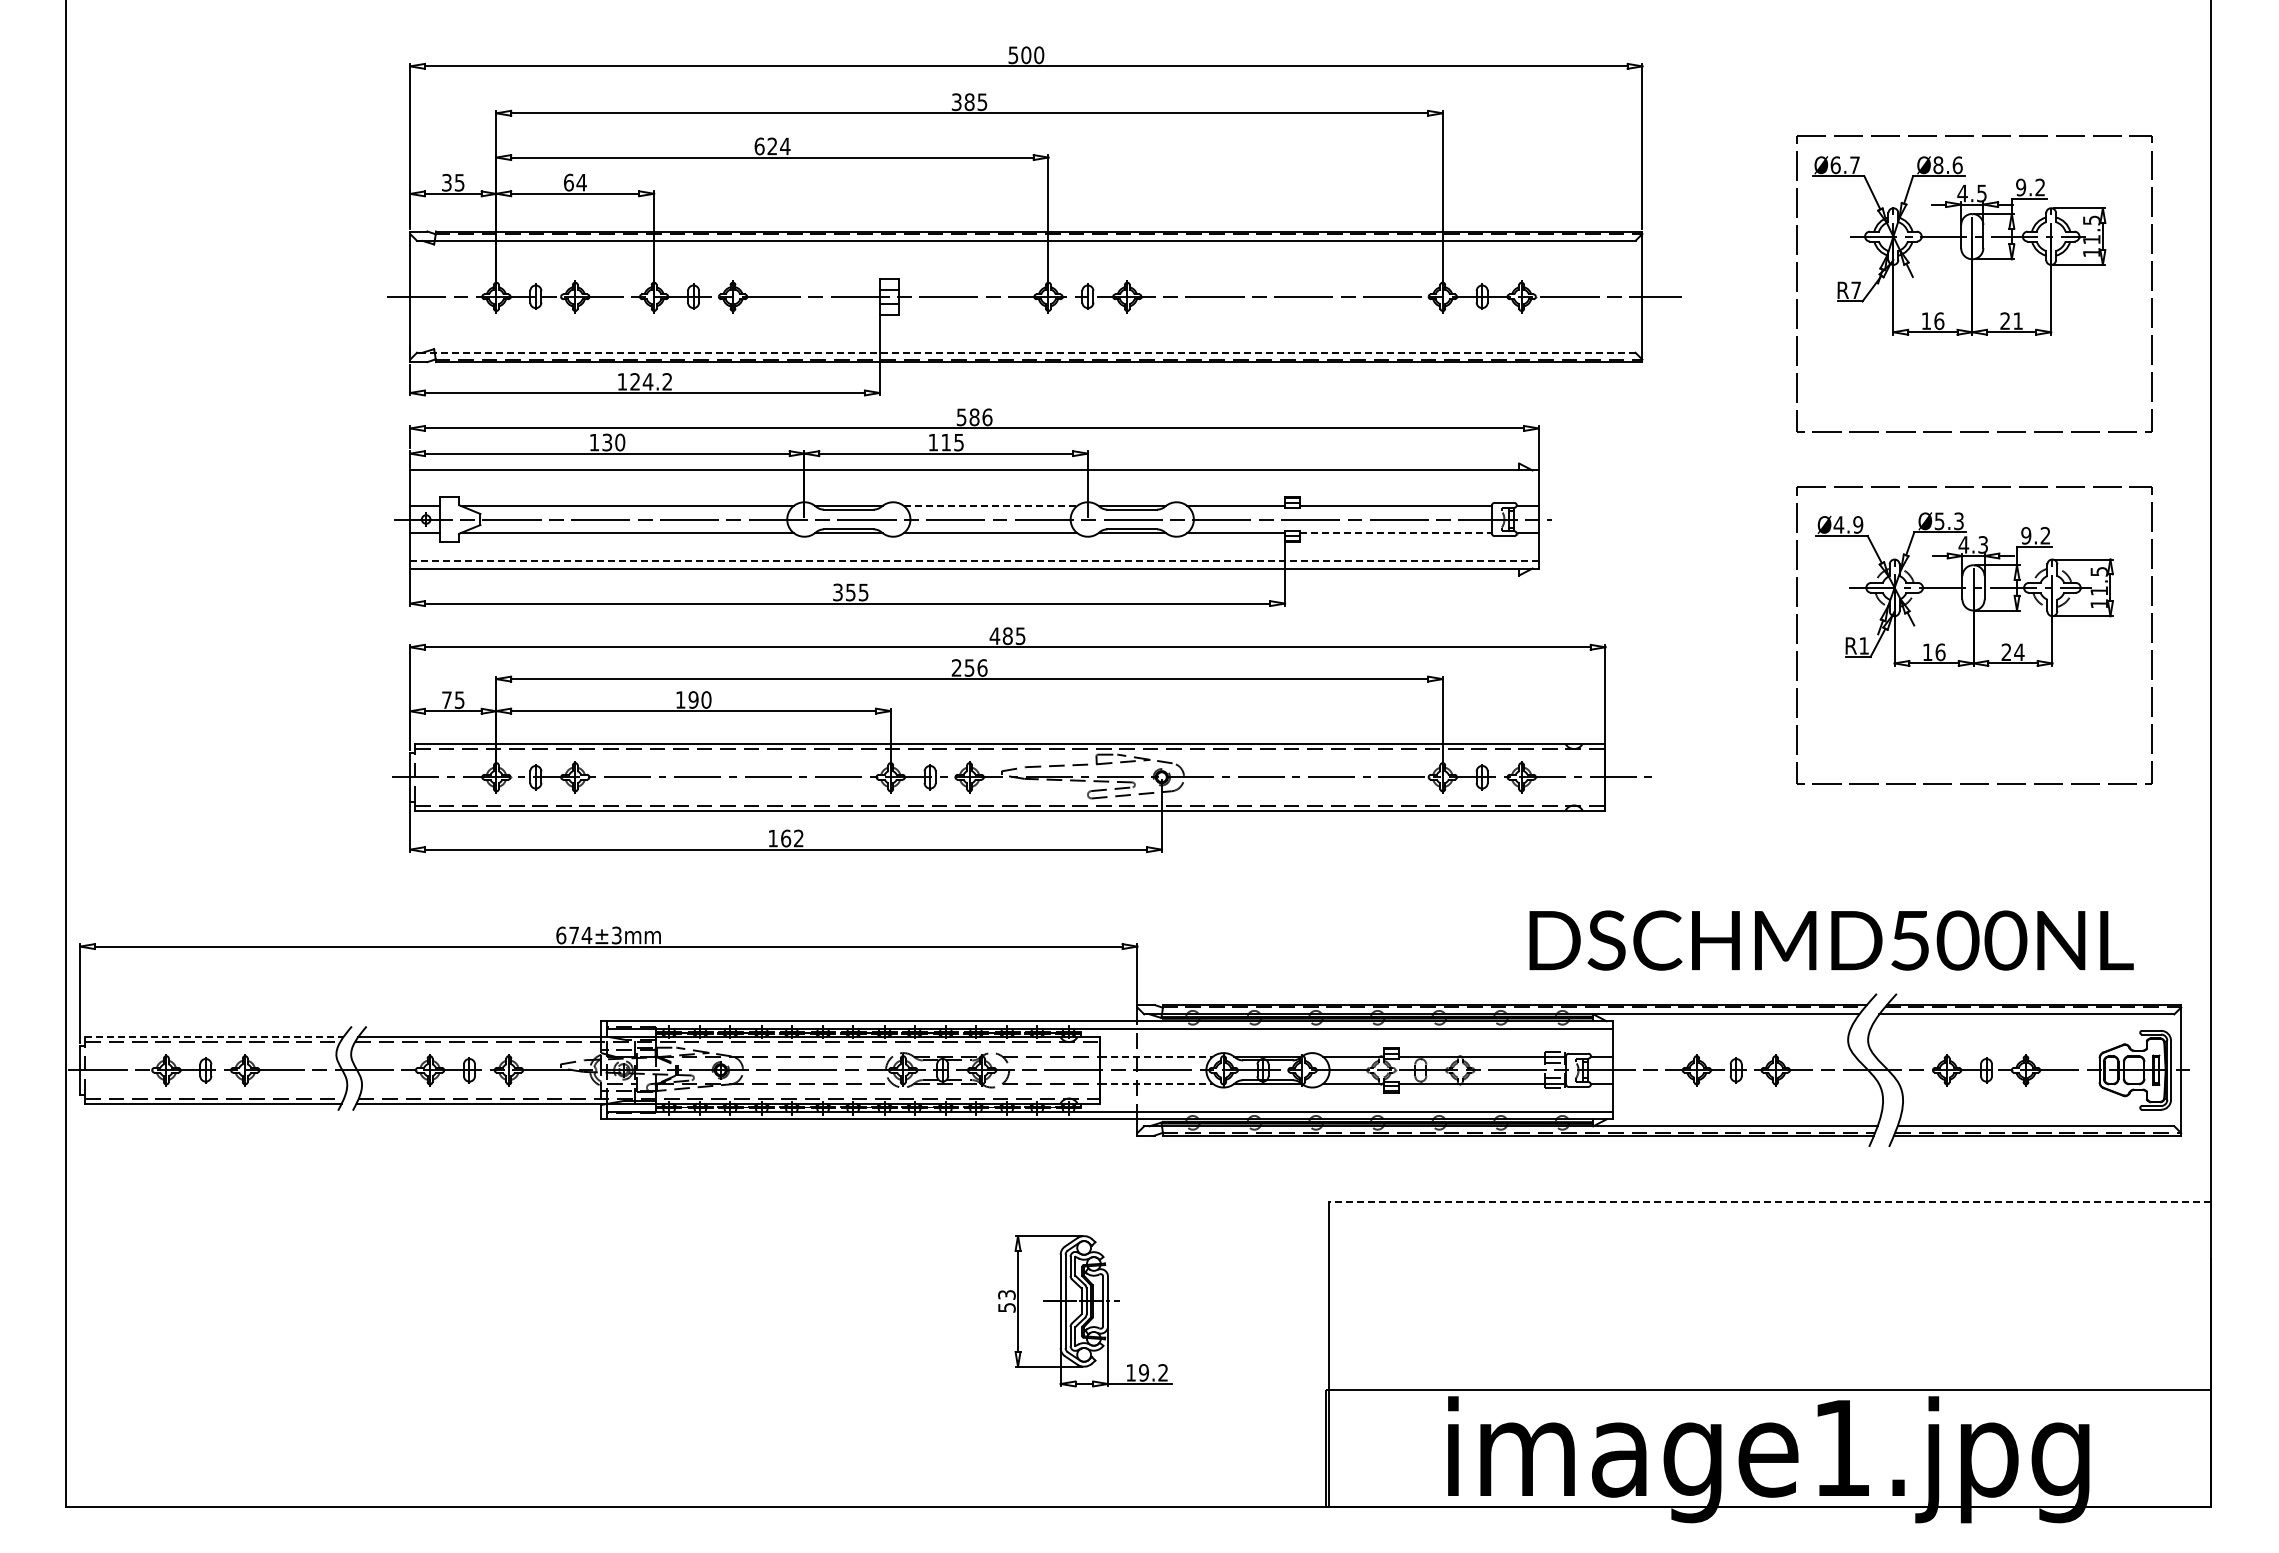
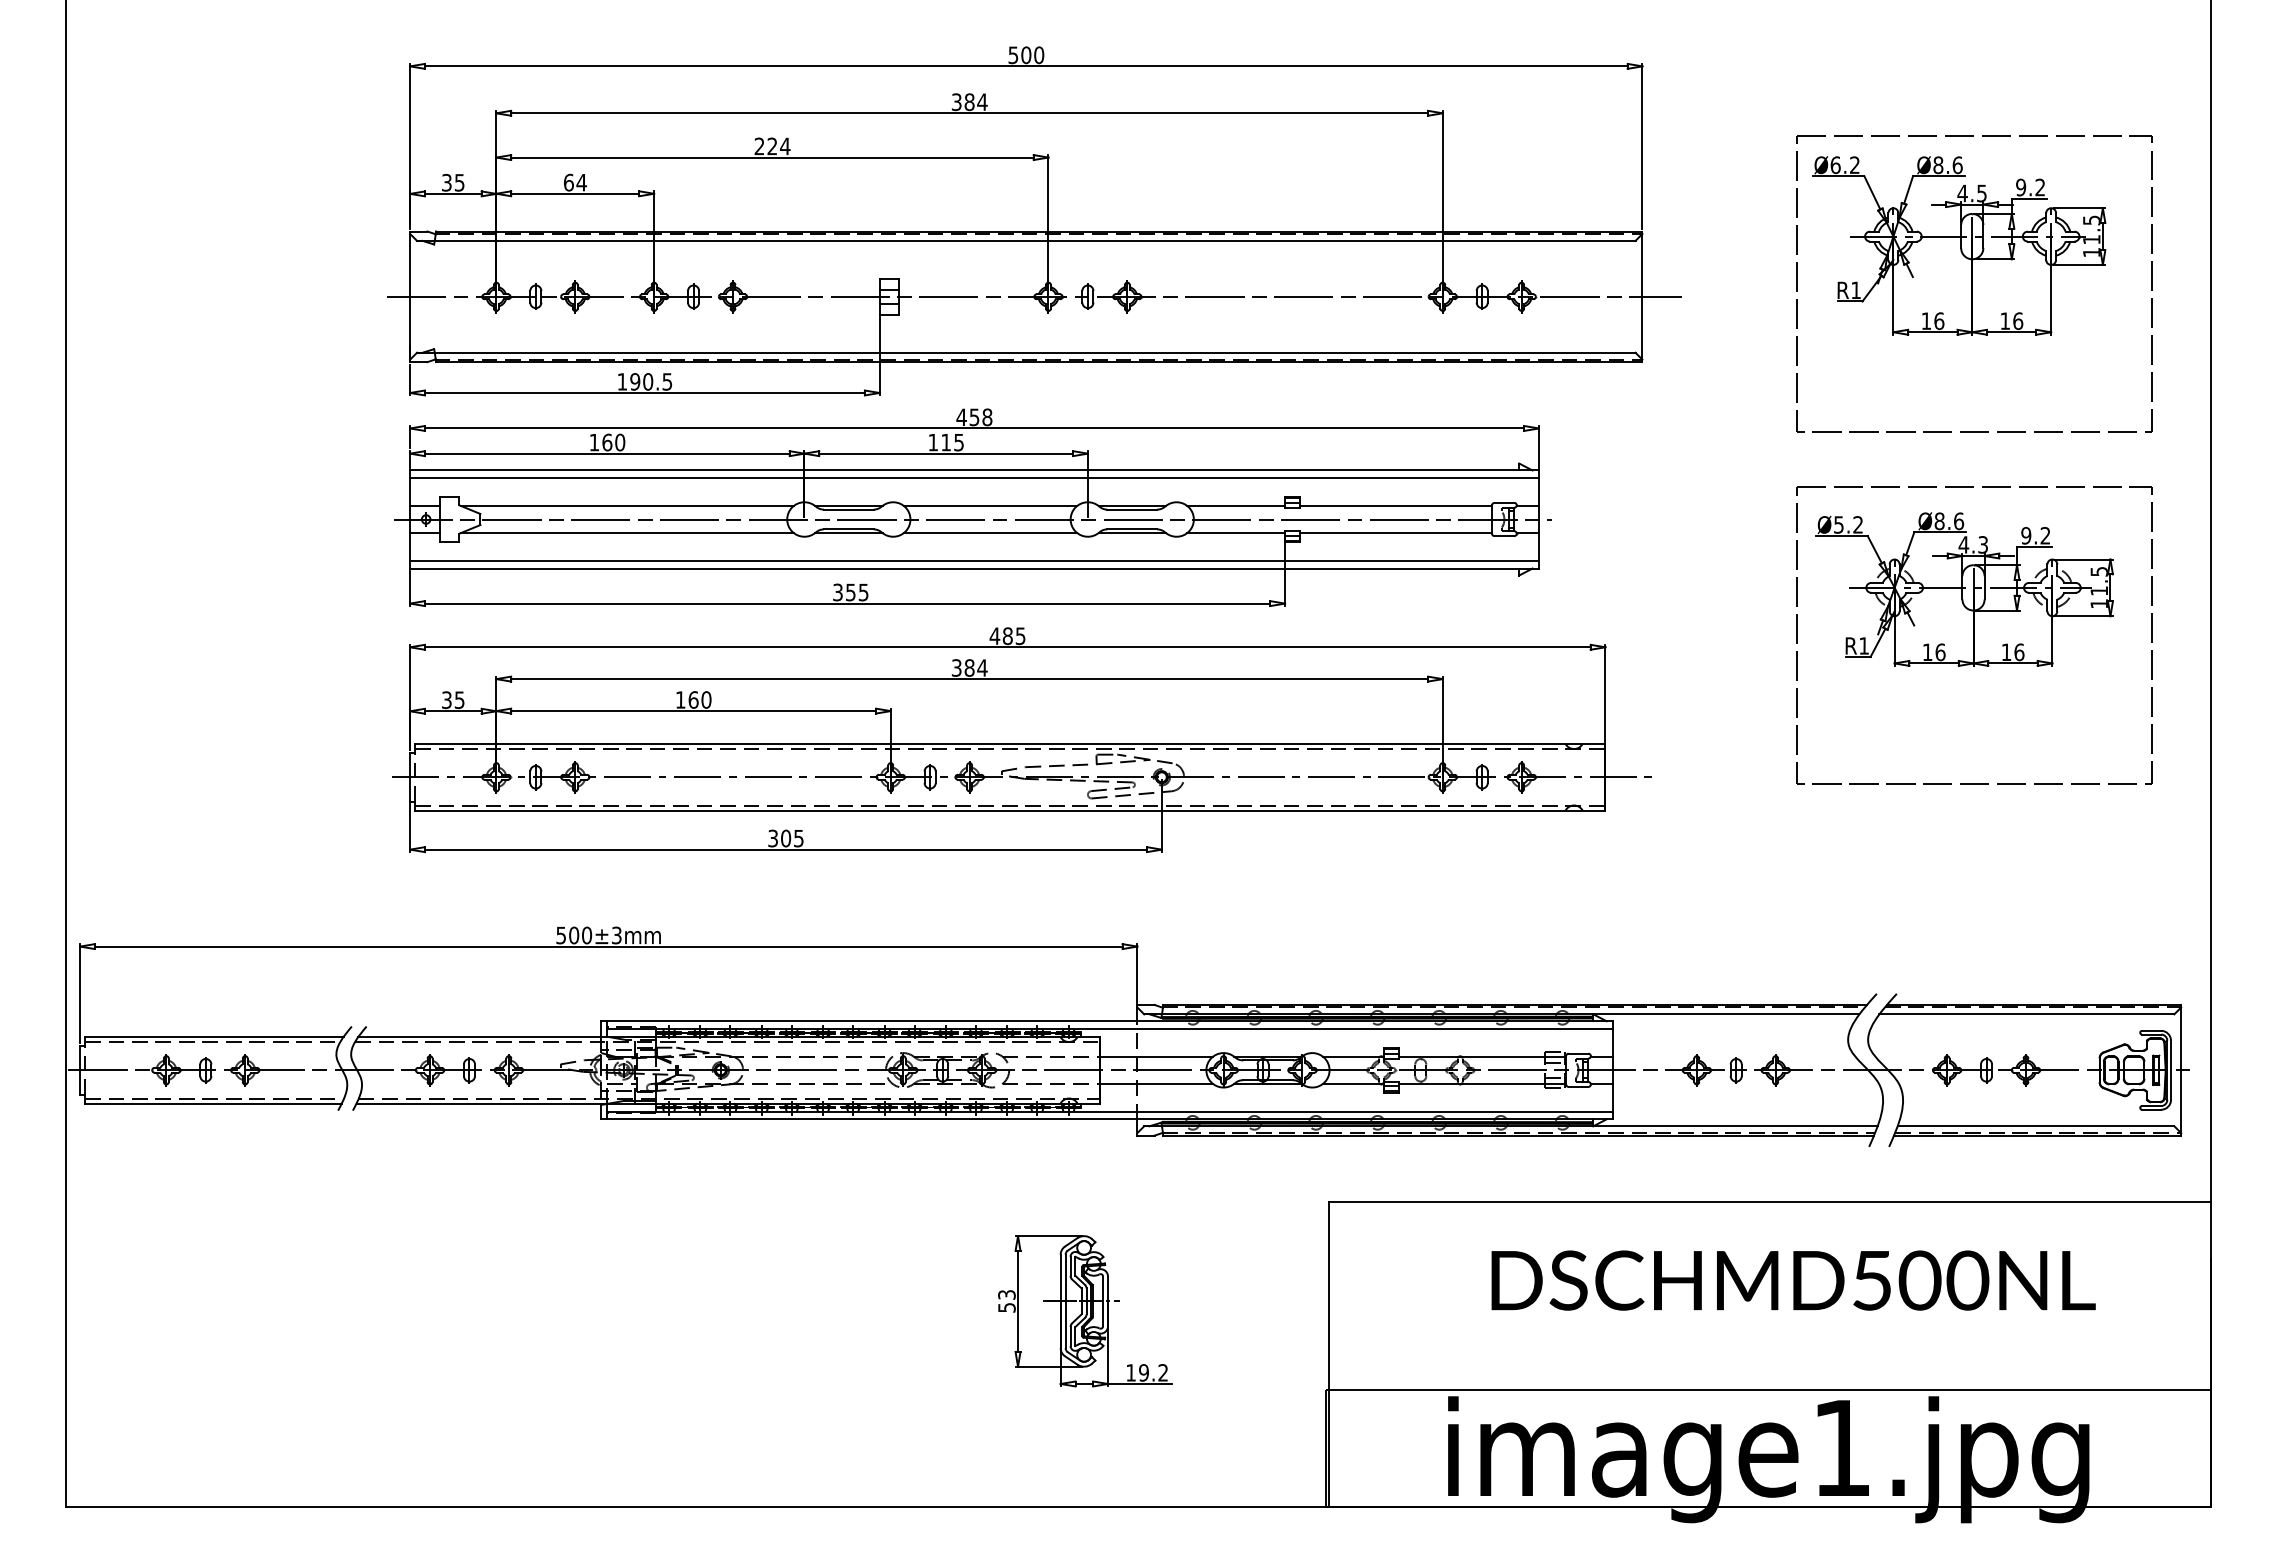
text: 385 -> 384 (982, 102)
text: 624 -> 224 (759, 146)
text: Ø6.7 -> Ø6.2 (1854, 164)
text: R7 -> R1 (1855, 289)
text: 21 -> 16 (2011, 321)
line: dashed -> solid (1025, 352)
text: 124.2 -> 190.5 (651, 381)
text: 586 -> 458 (974, 417)
text: 130 -> 160 (607, 442)
line: none -> present (974, 477)
line: dashed -> solid (990, 505)
text: Ø5.3 -> Ø8.6 (1949, 521)
text: Ø4.9 -> Ø5.2 (1848, 524)
line: dashed -> solid (1396, 533)
line: dashed -> solid (974, 561)
text: 24 -> 16 (2012, 652)
text: 256 -> 384 (969, 667)
text: 190 -> 160 (693, 699)
text: 75 -> 35 (446, 700)
text: 162 -> 305 (785, 838)
text: 674±3mm -> 500±3mm (574, 935)
text position: (1831, 940) -> (1793, 1280) (1793, 1280)
line: dashed -> solid (214, 1037)
line: dashed -> solid (1157, 1056)
line: dashed -> solid (1157, 1083)
line: dashed -> solid (1769, 1202)
